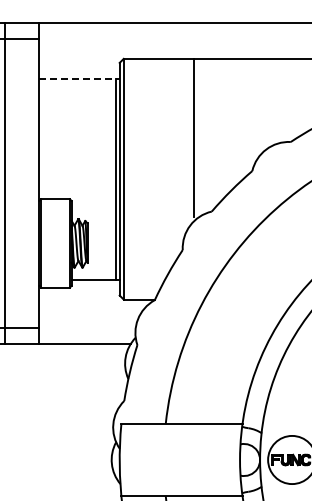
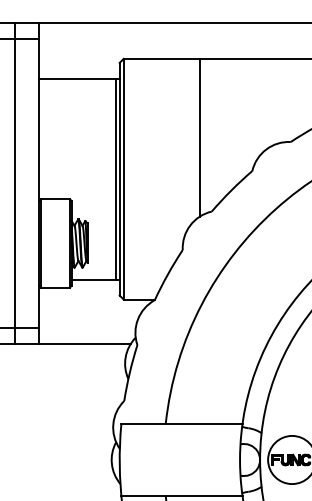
line: dashed -> solid (80, 78)
line position: (193, 137) -> (199, 137) (199, 137)
line position: (5, 182) -> (15, 182) (15, 182)
